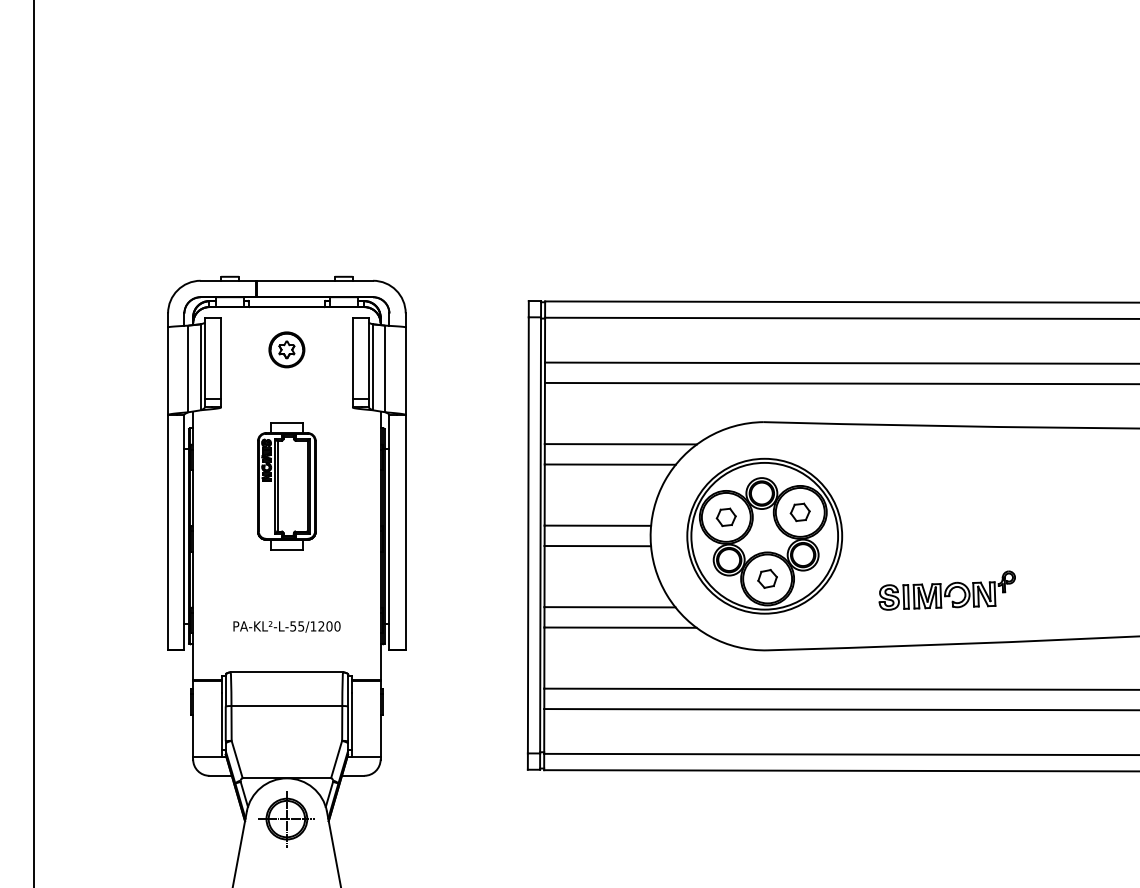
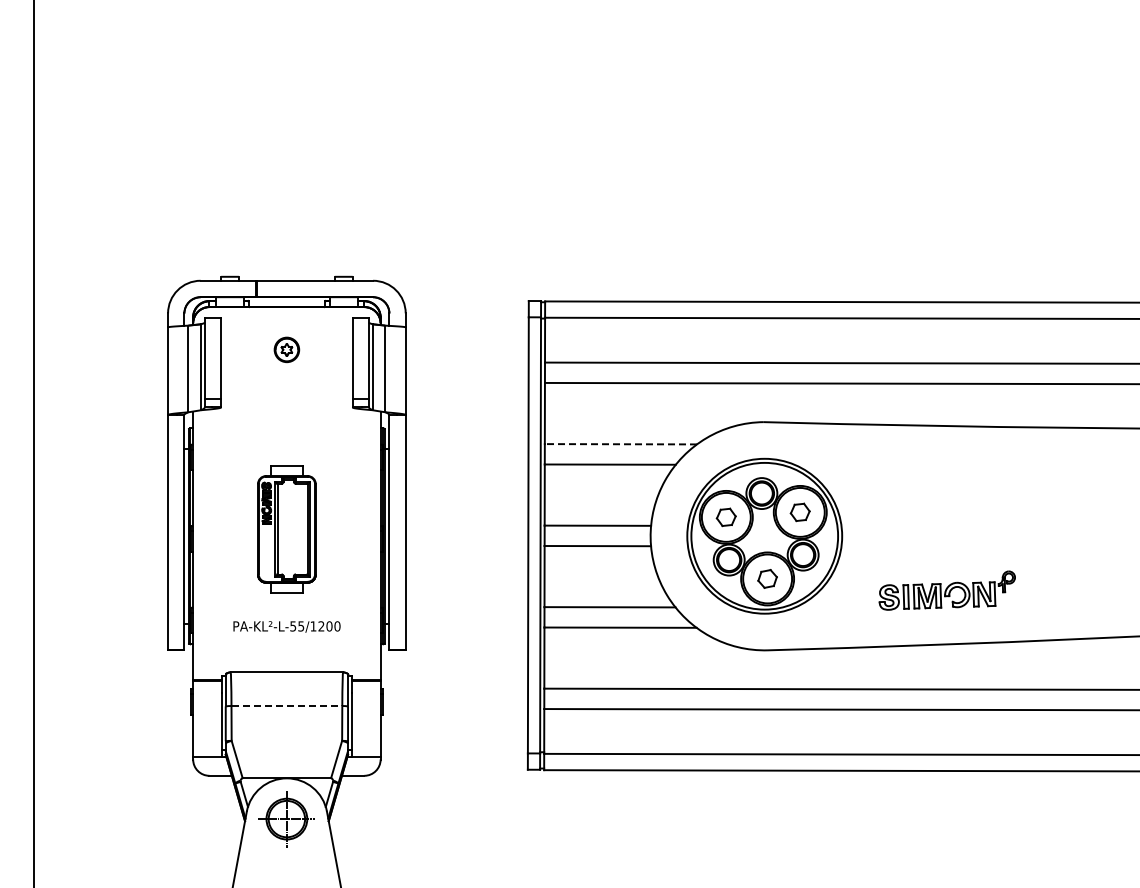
part size: 38x38 px -> 28x28 px (286, 349)
line: solid -> dashed (620, 444)
part position: (286, 486) -> (286, 529) (286, 529)
line: solid -> dashed (287, 705)
